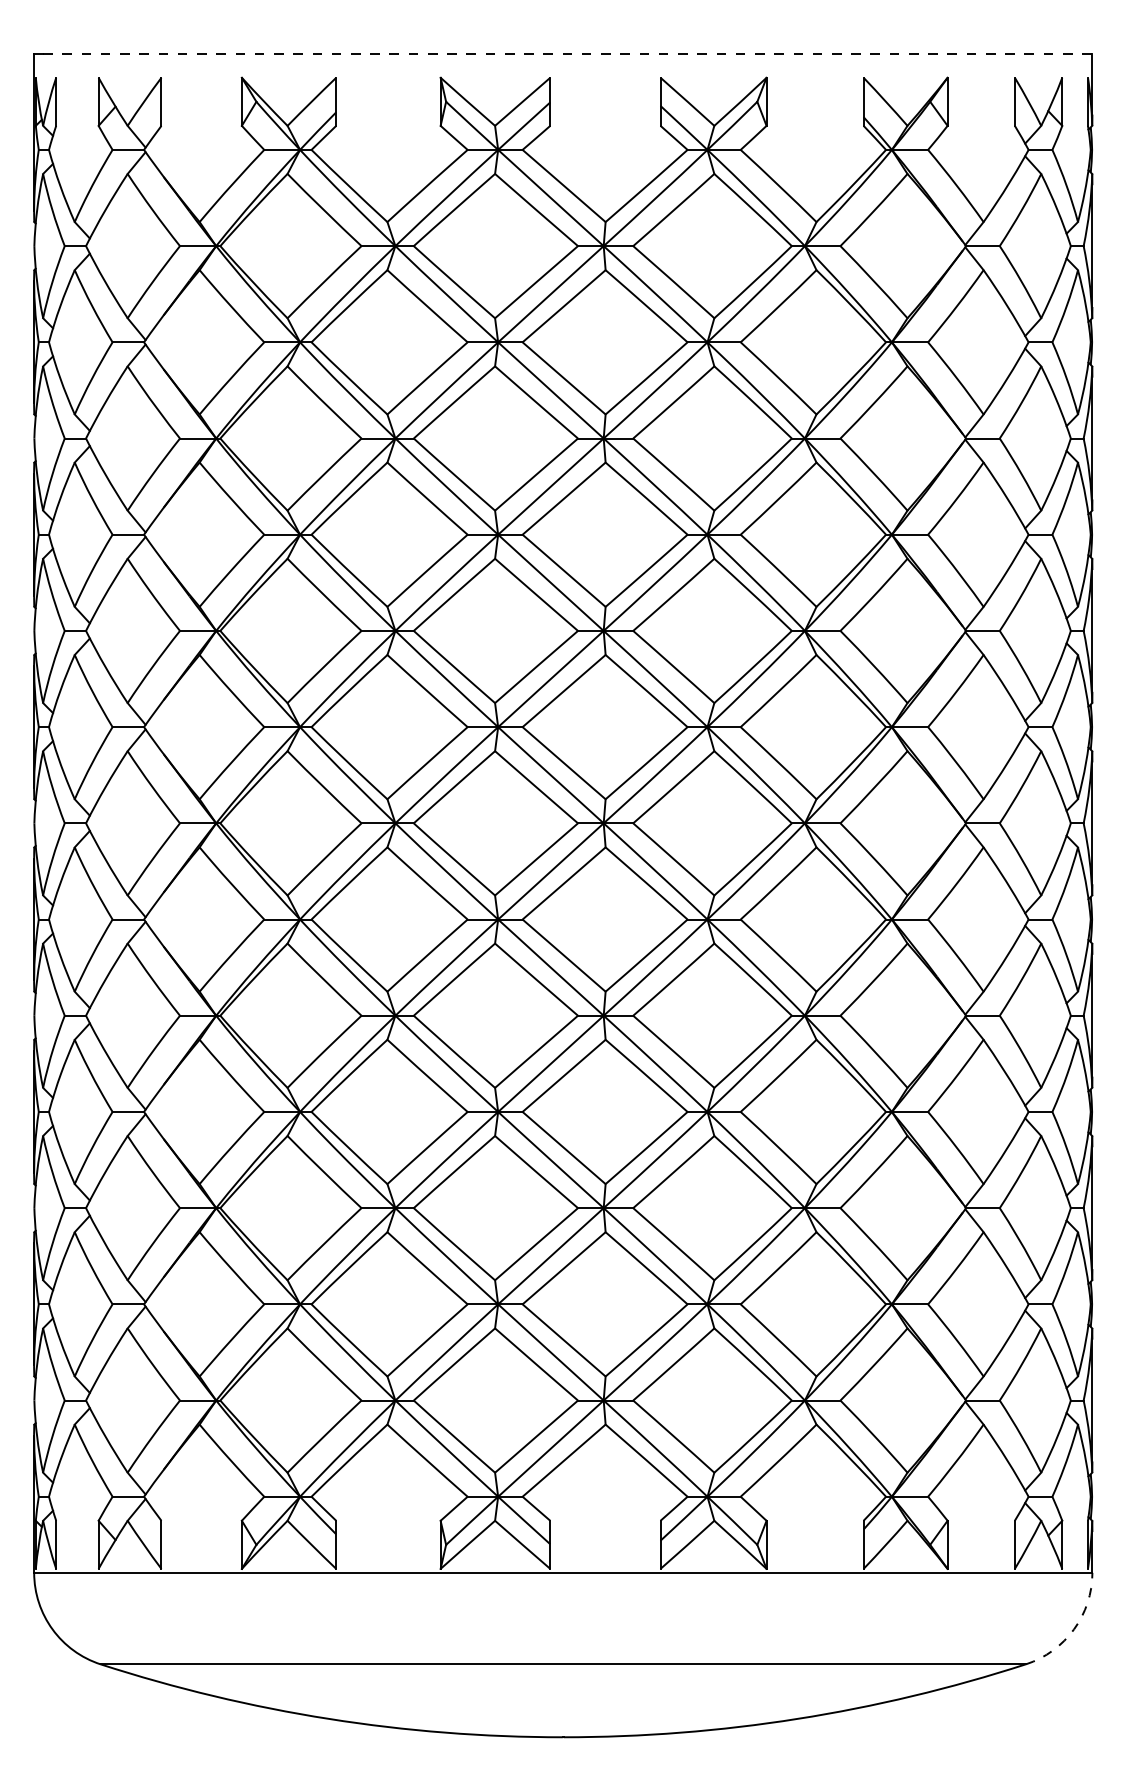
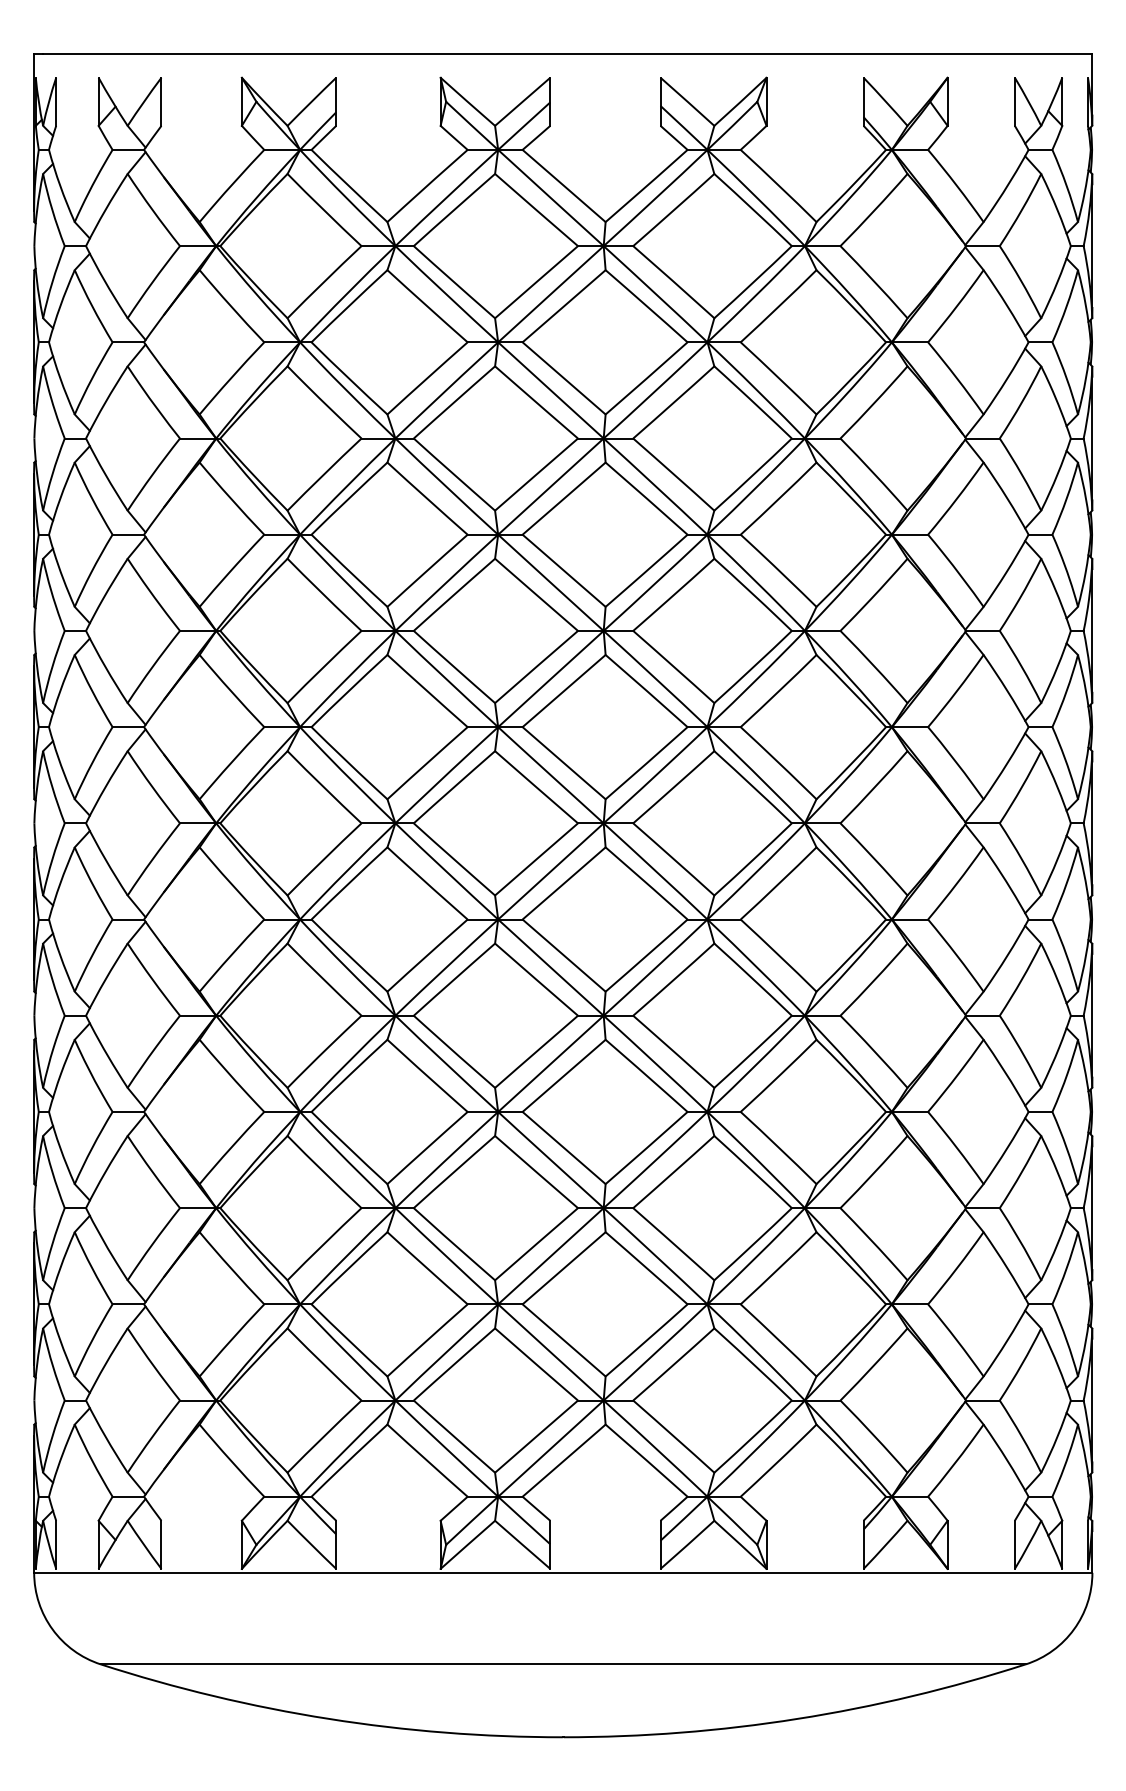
line: dashed -> solid (567, 53)
arc: dashed -> solid (1074, 1629)
